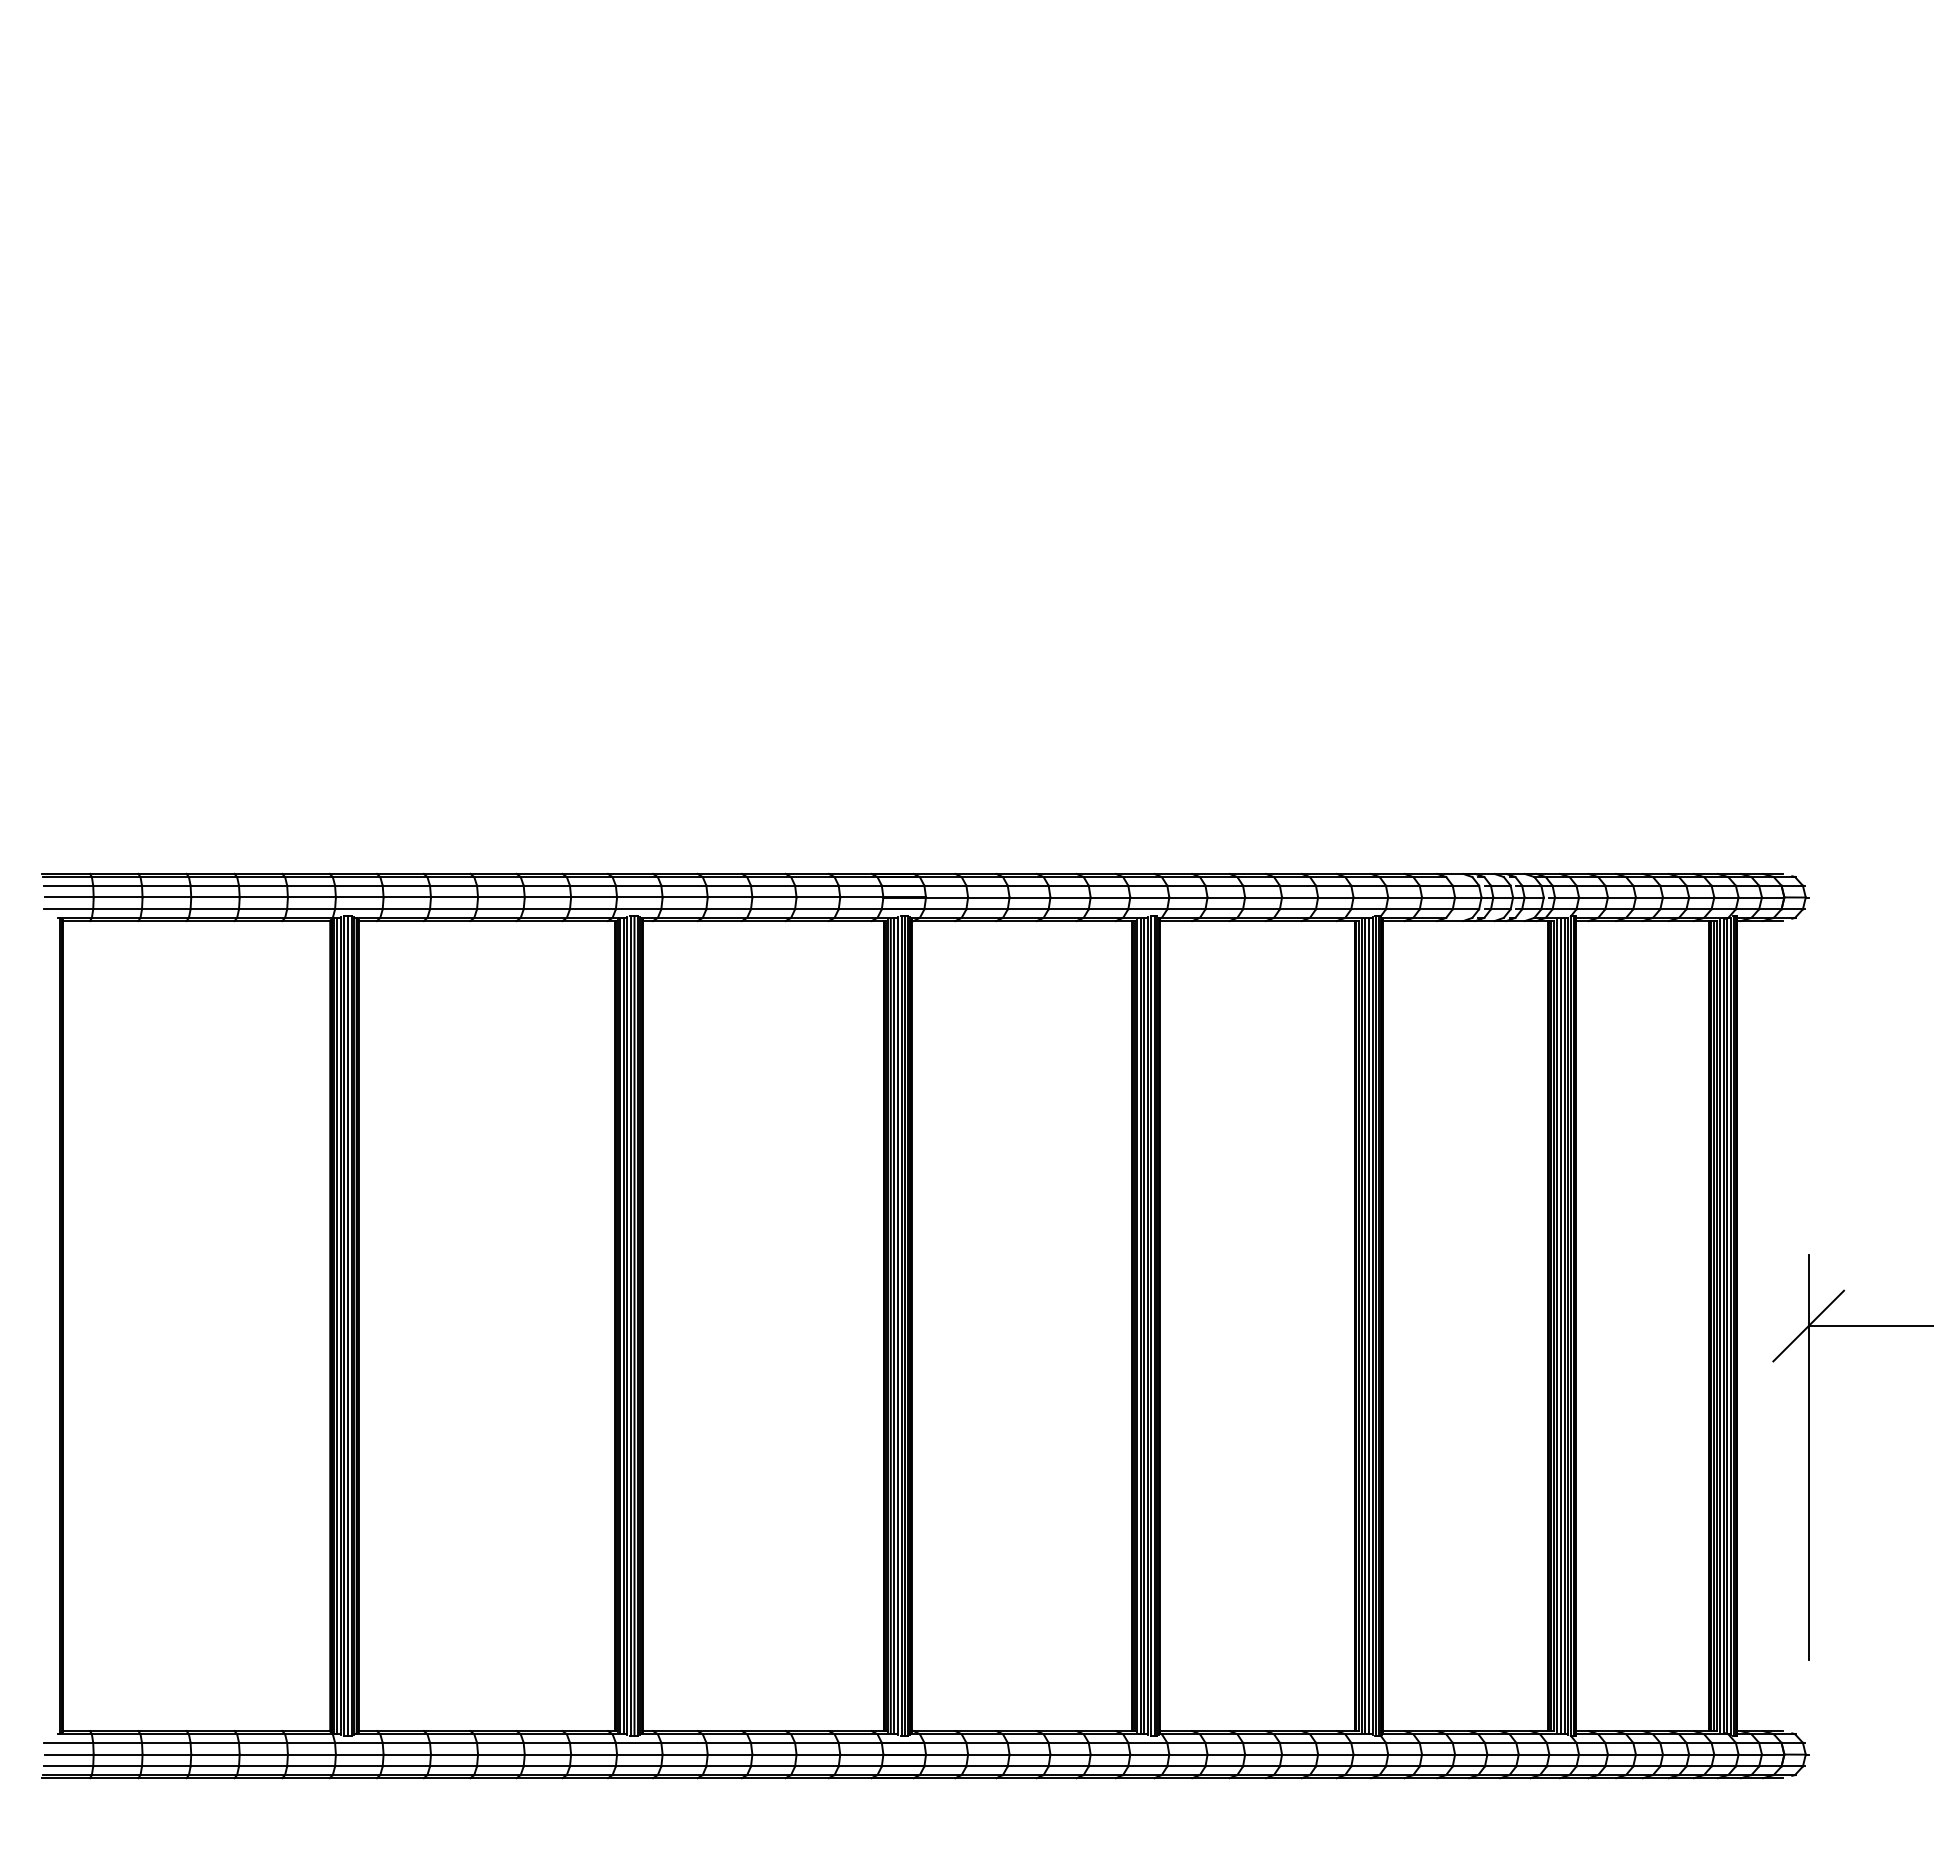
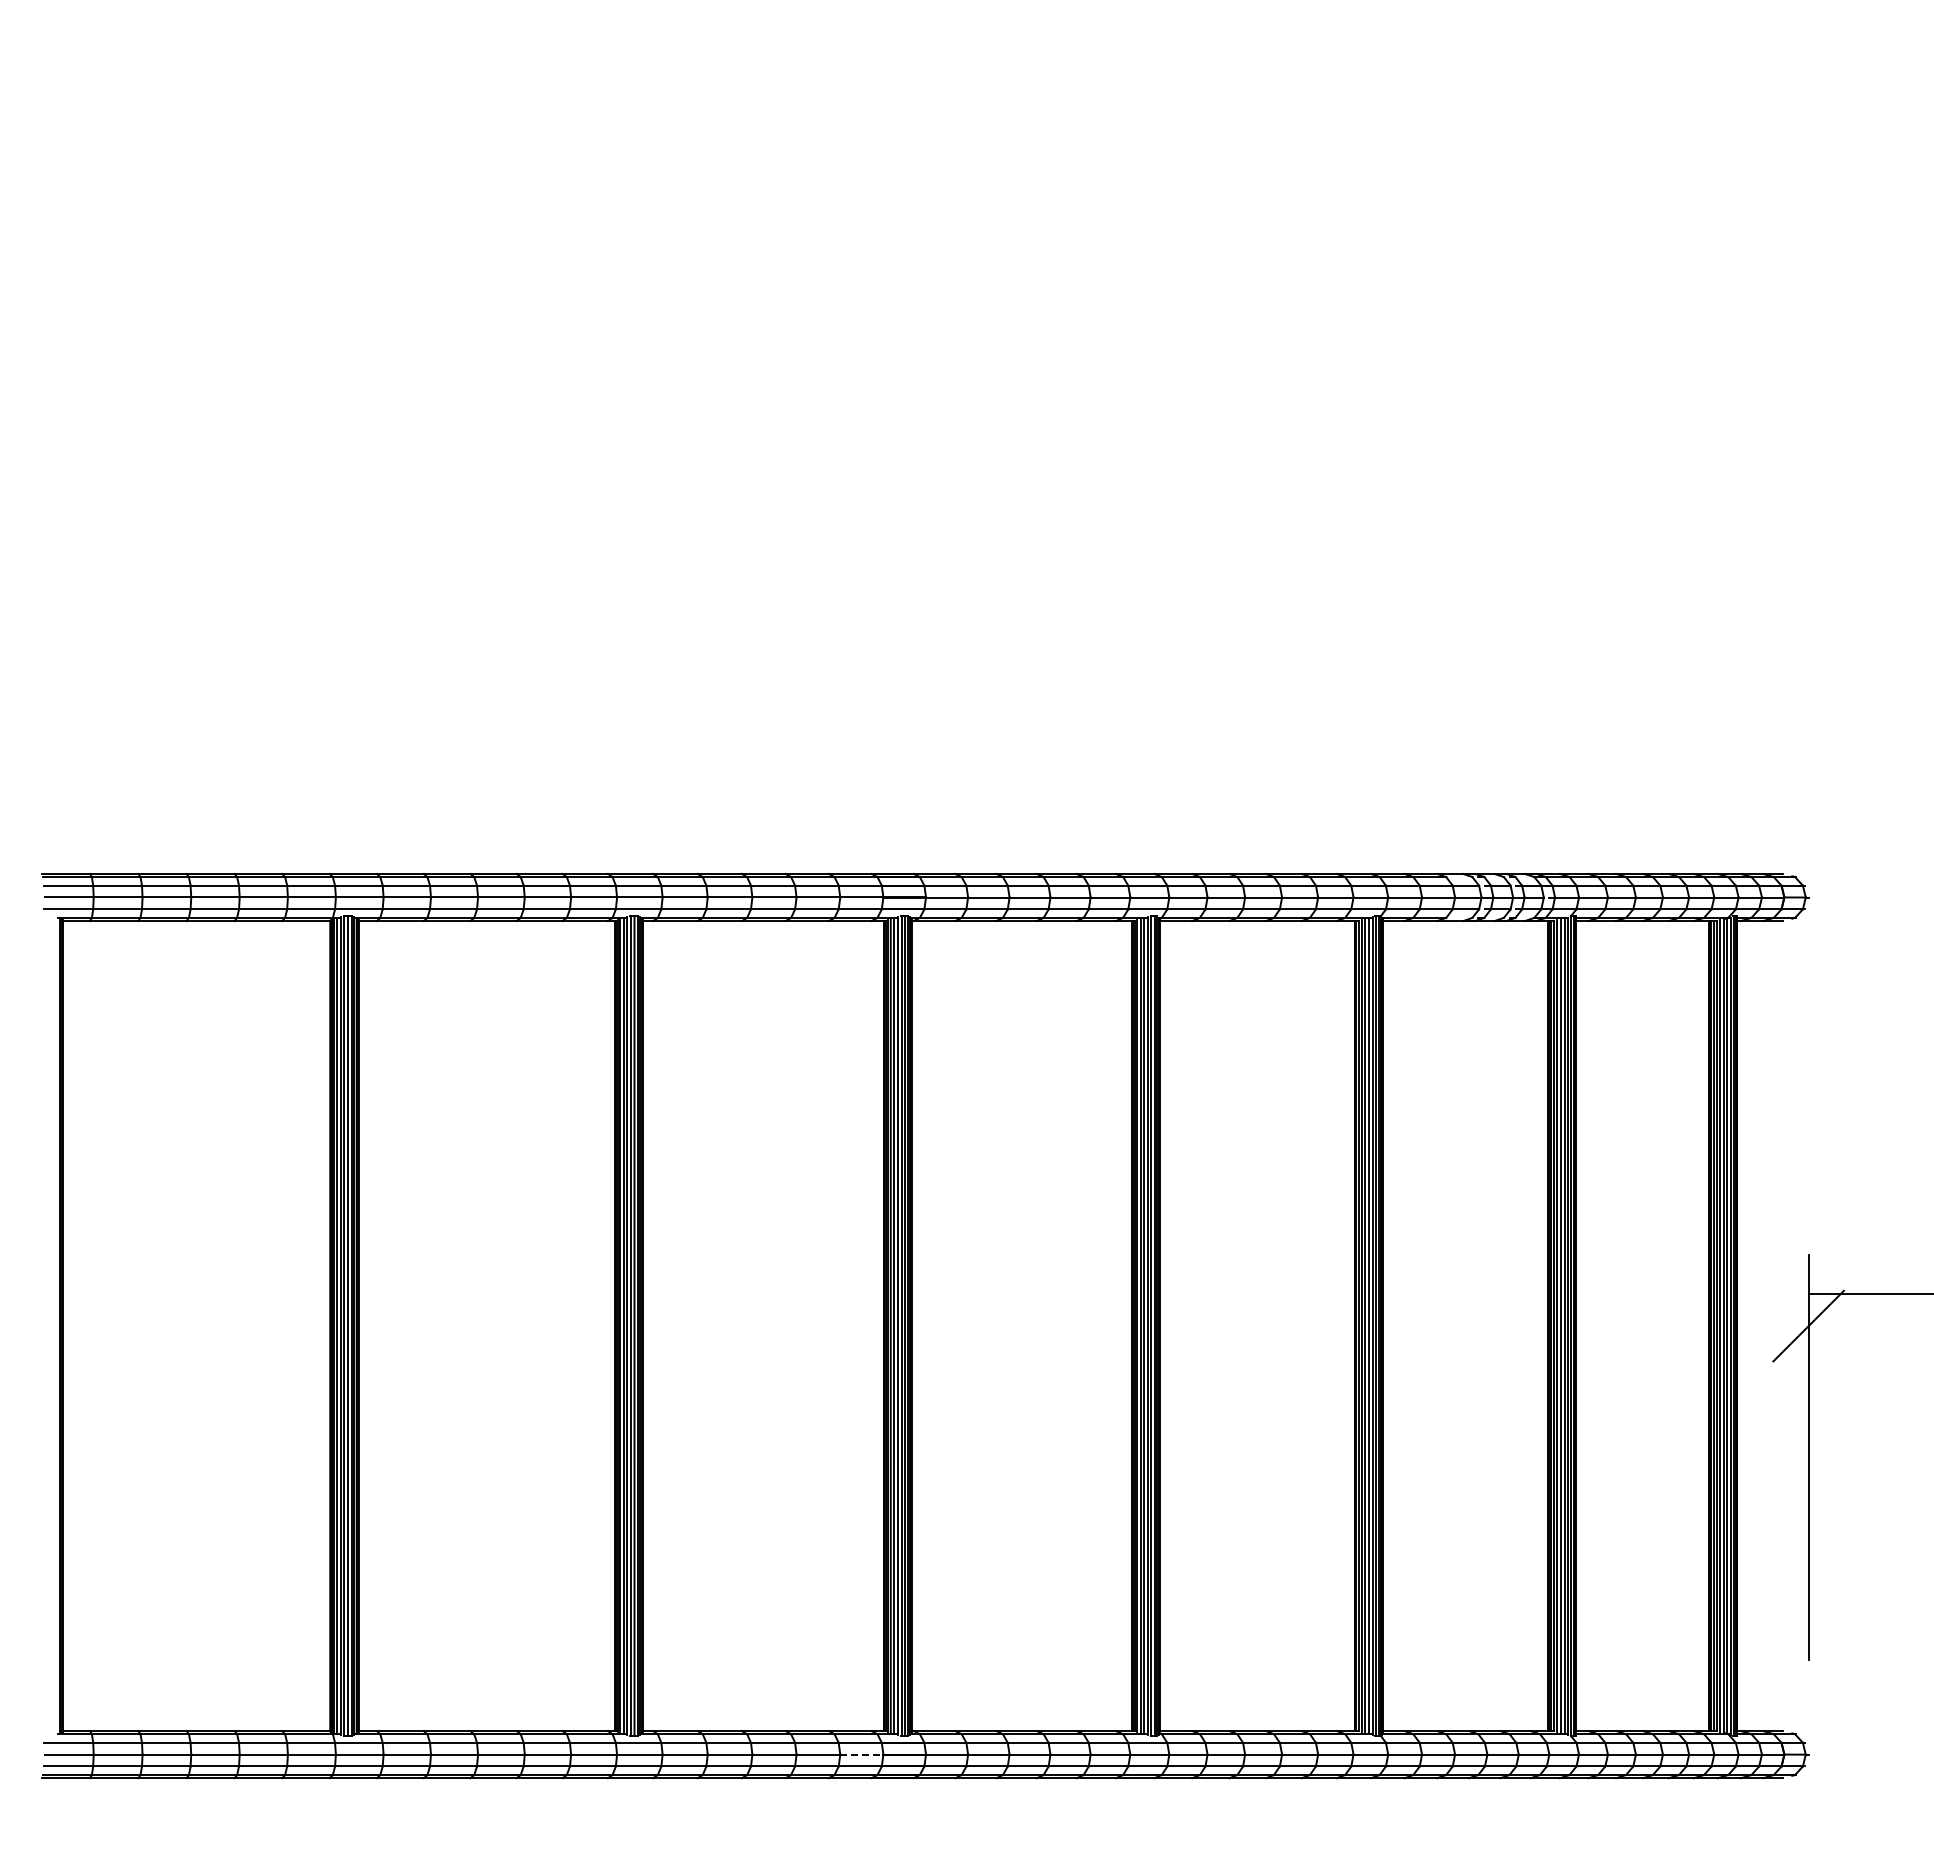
line position: (1869, 1326) -> (1869, 1294) (1869, 1294)
line: solid -> dashed (861, 1754)
